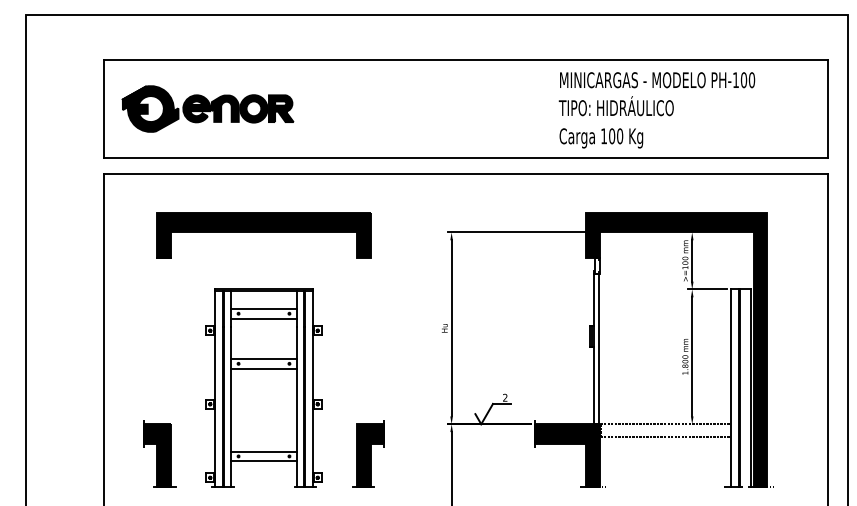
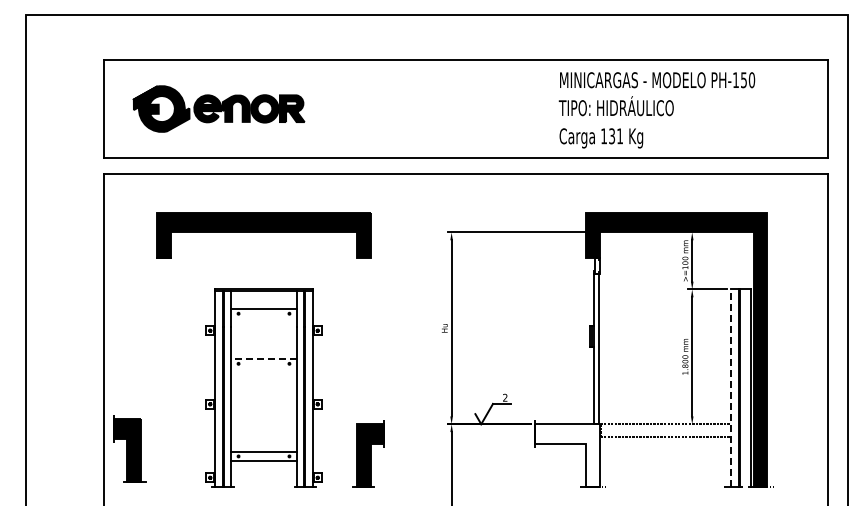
text: PH-100 -> PH-150 (743, 80)
part position: (207, 108) -> (218, 108) (218, 108)
text: 100 -> 131 (616, 136)
line: present -> none (263, 318)
line: solid -> dashed (263, 358)
line: present -> none (263, 368)
line: solid -> dashed (731, 388)
part position: (159, 453) -> (129, 448) (129, 448)
fill: present -> none (567, 455)
